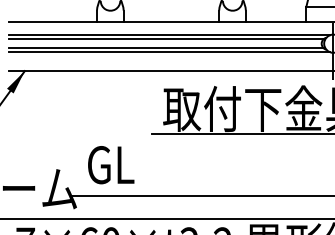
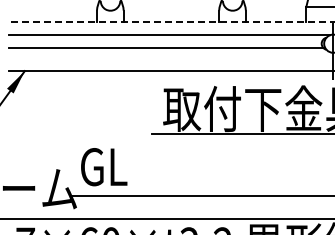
line: solid -> dashed (171, 21)
line: present -> none (165, 39)
line: present -> none (169, 52)
text position: (111, 165) -> (104, 167) (104, 167)
